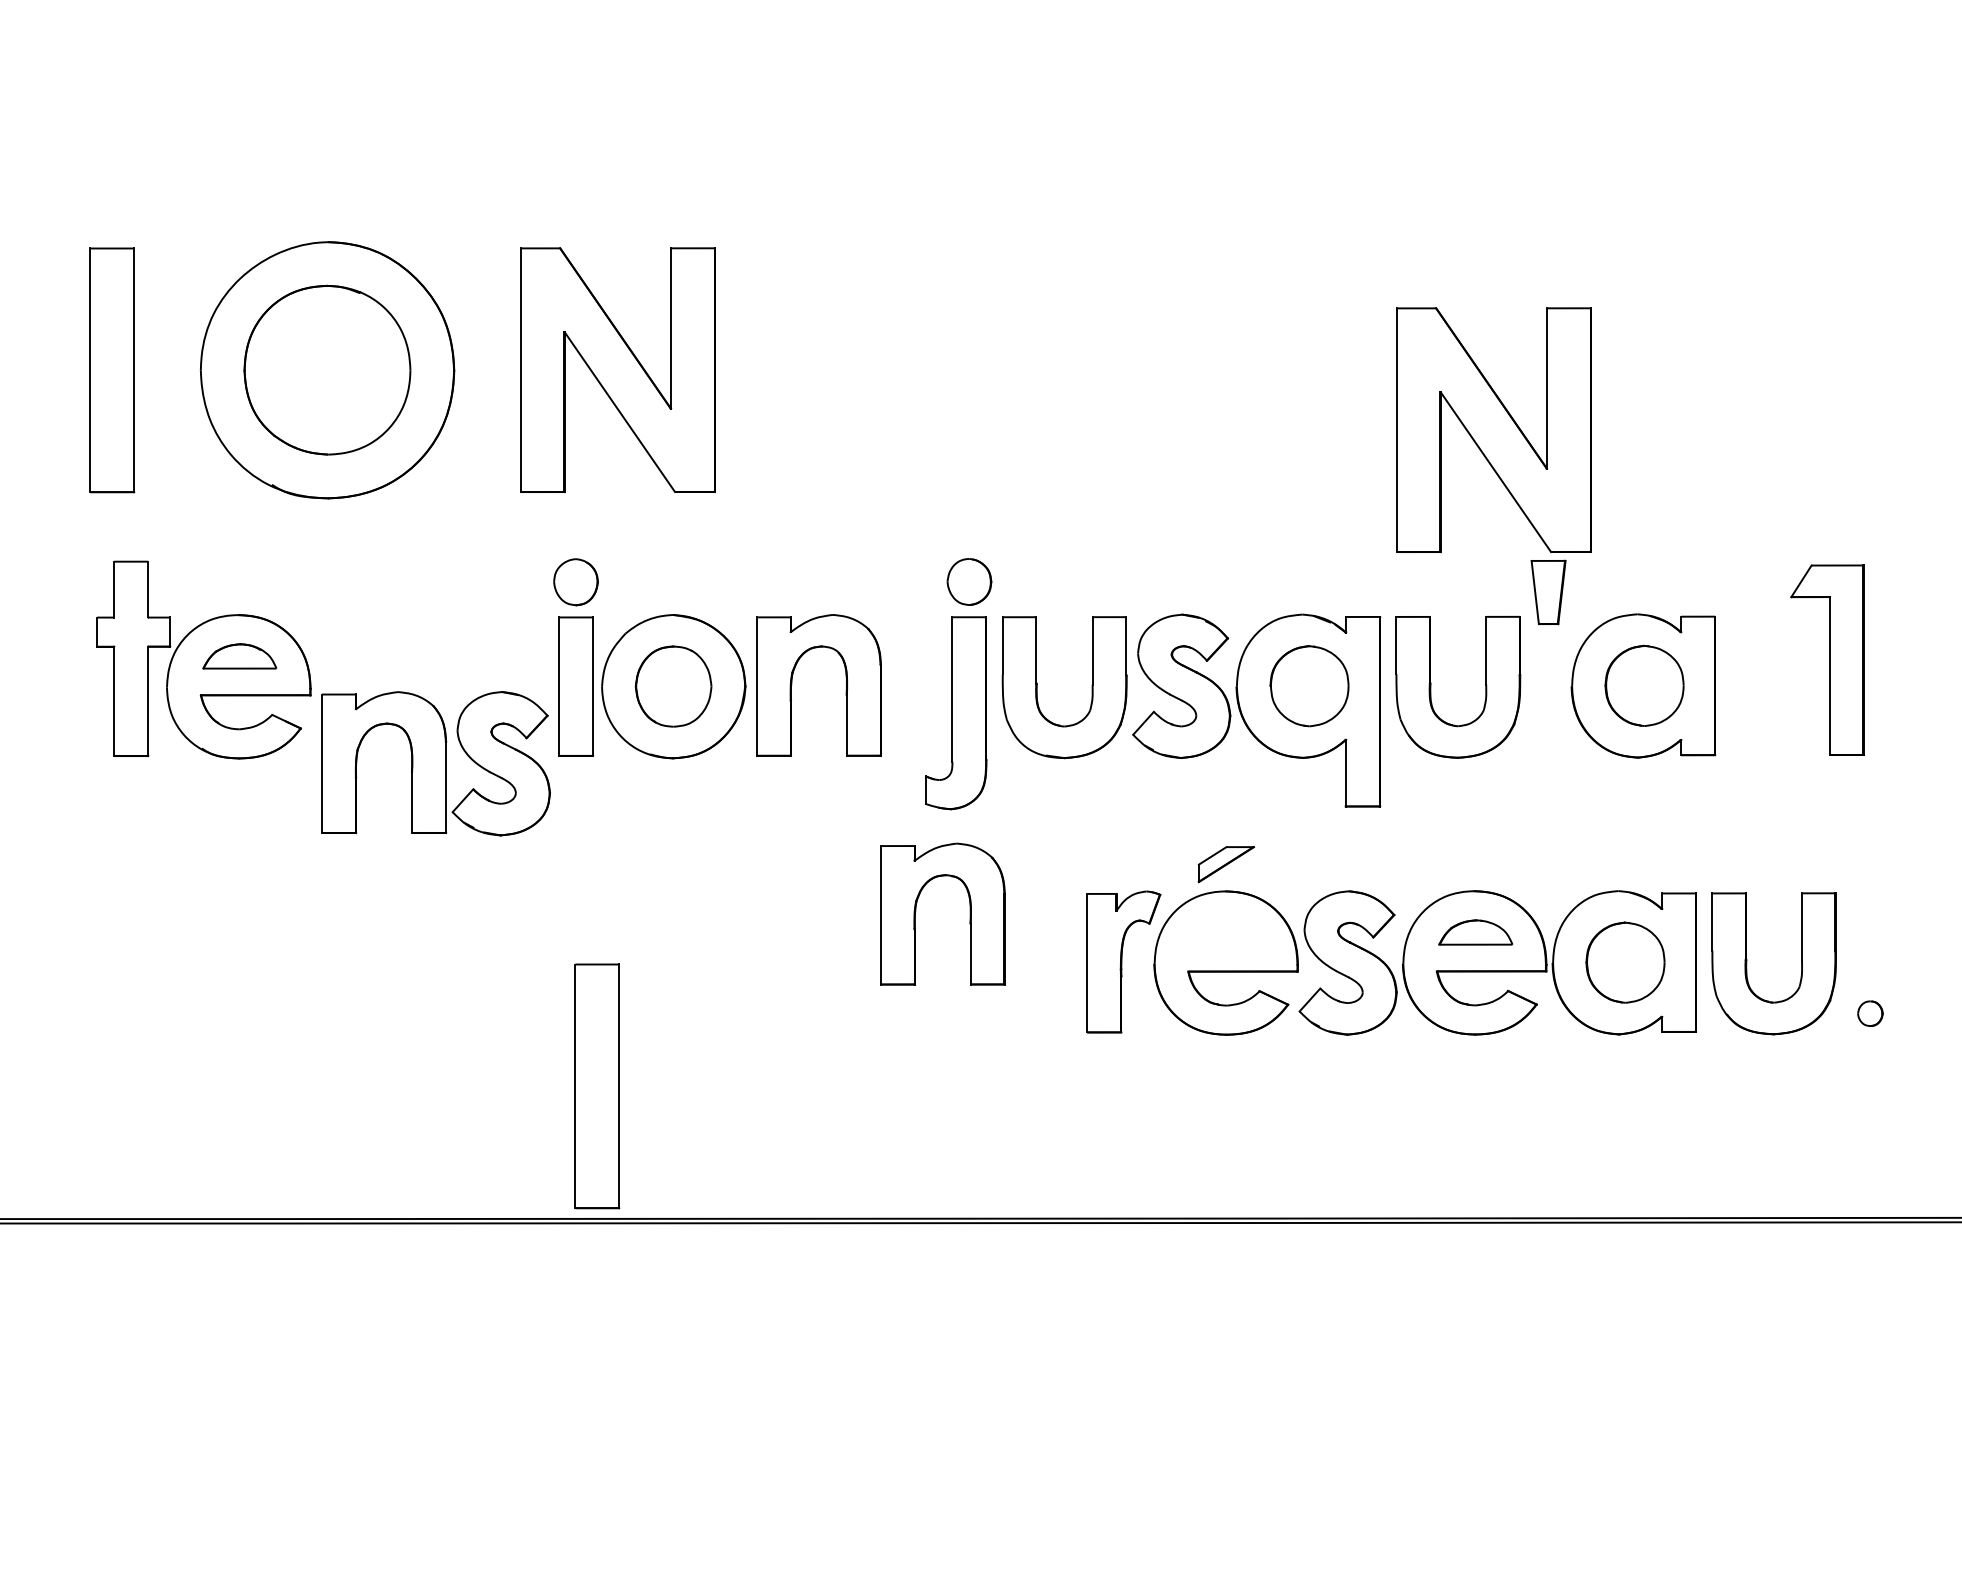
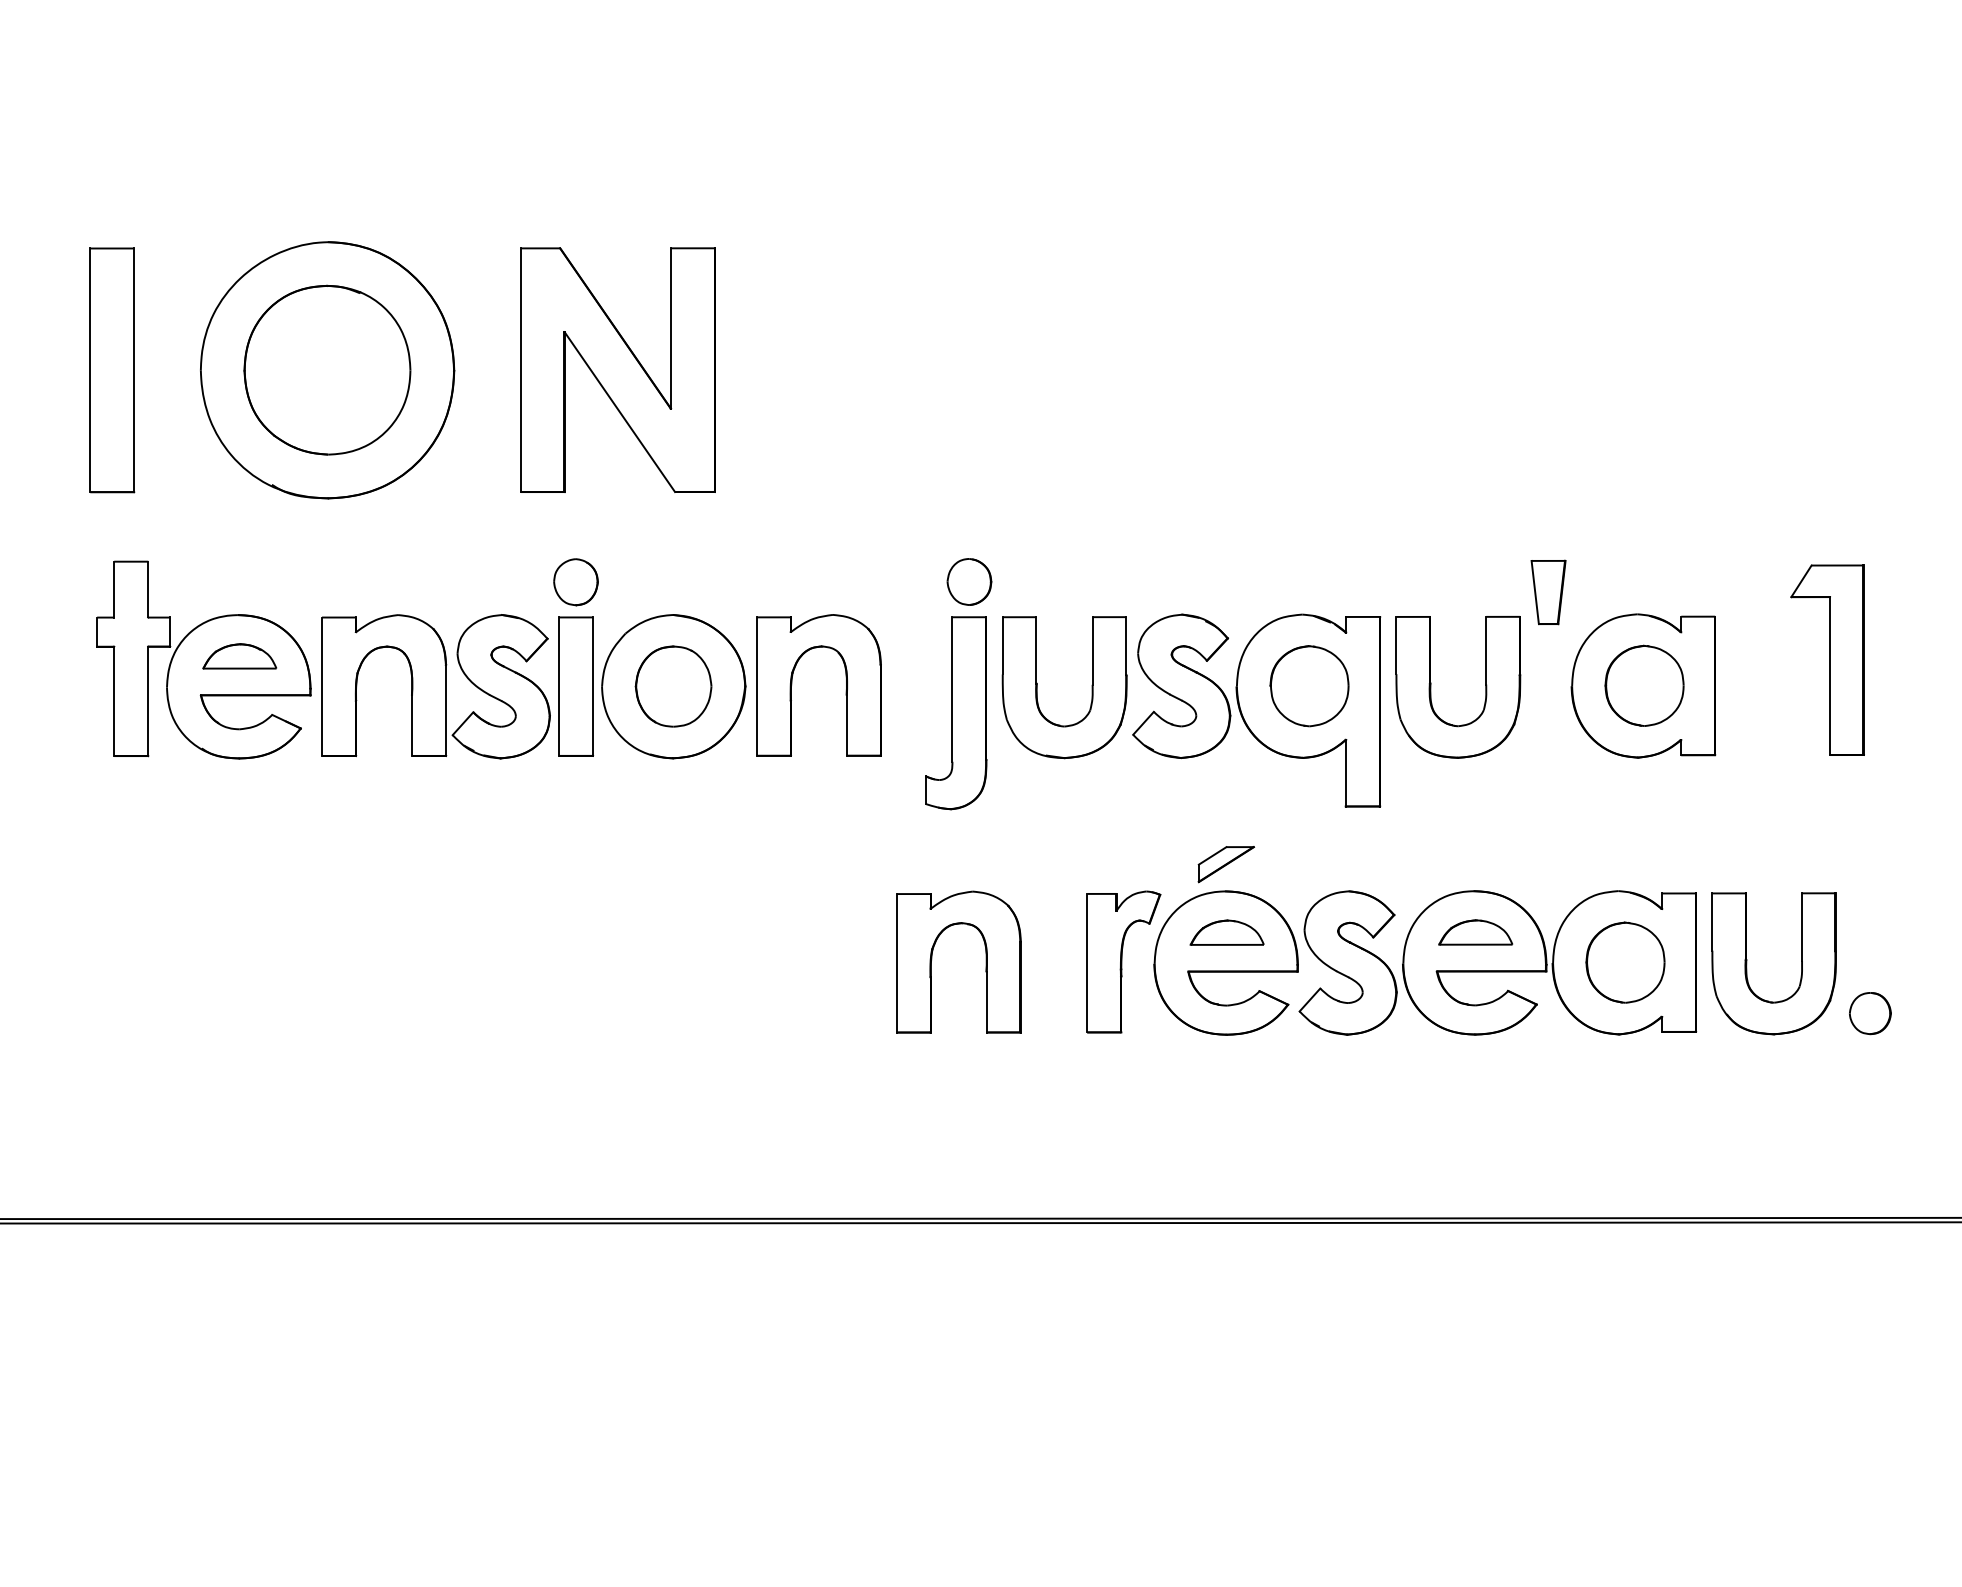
part: present -> none (1493, 429)
part position: (435, 763) -> (435, 686) (435, 686)
part position: (916, 911) -> (932, 959) (932, 959)
part: none -> present (1226, 932)
part size: 27x27 px -> 43x44 px (1870, 1013)
part: present -> none (597, 1086)
